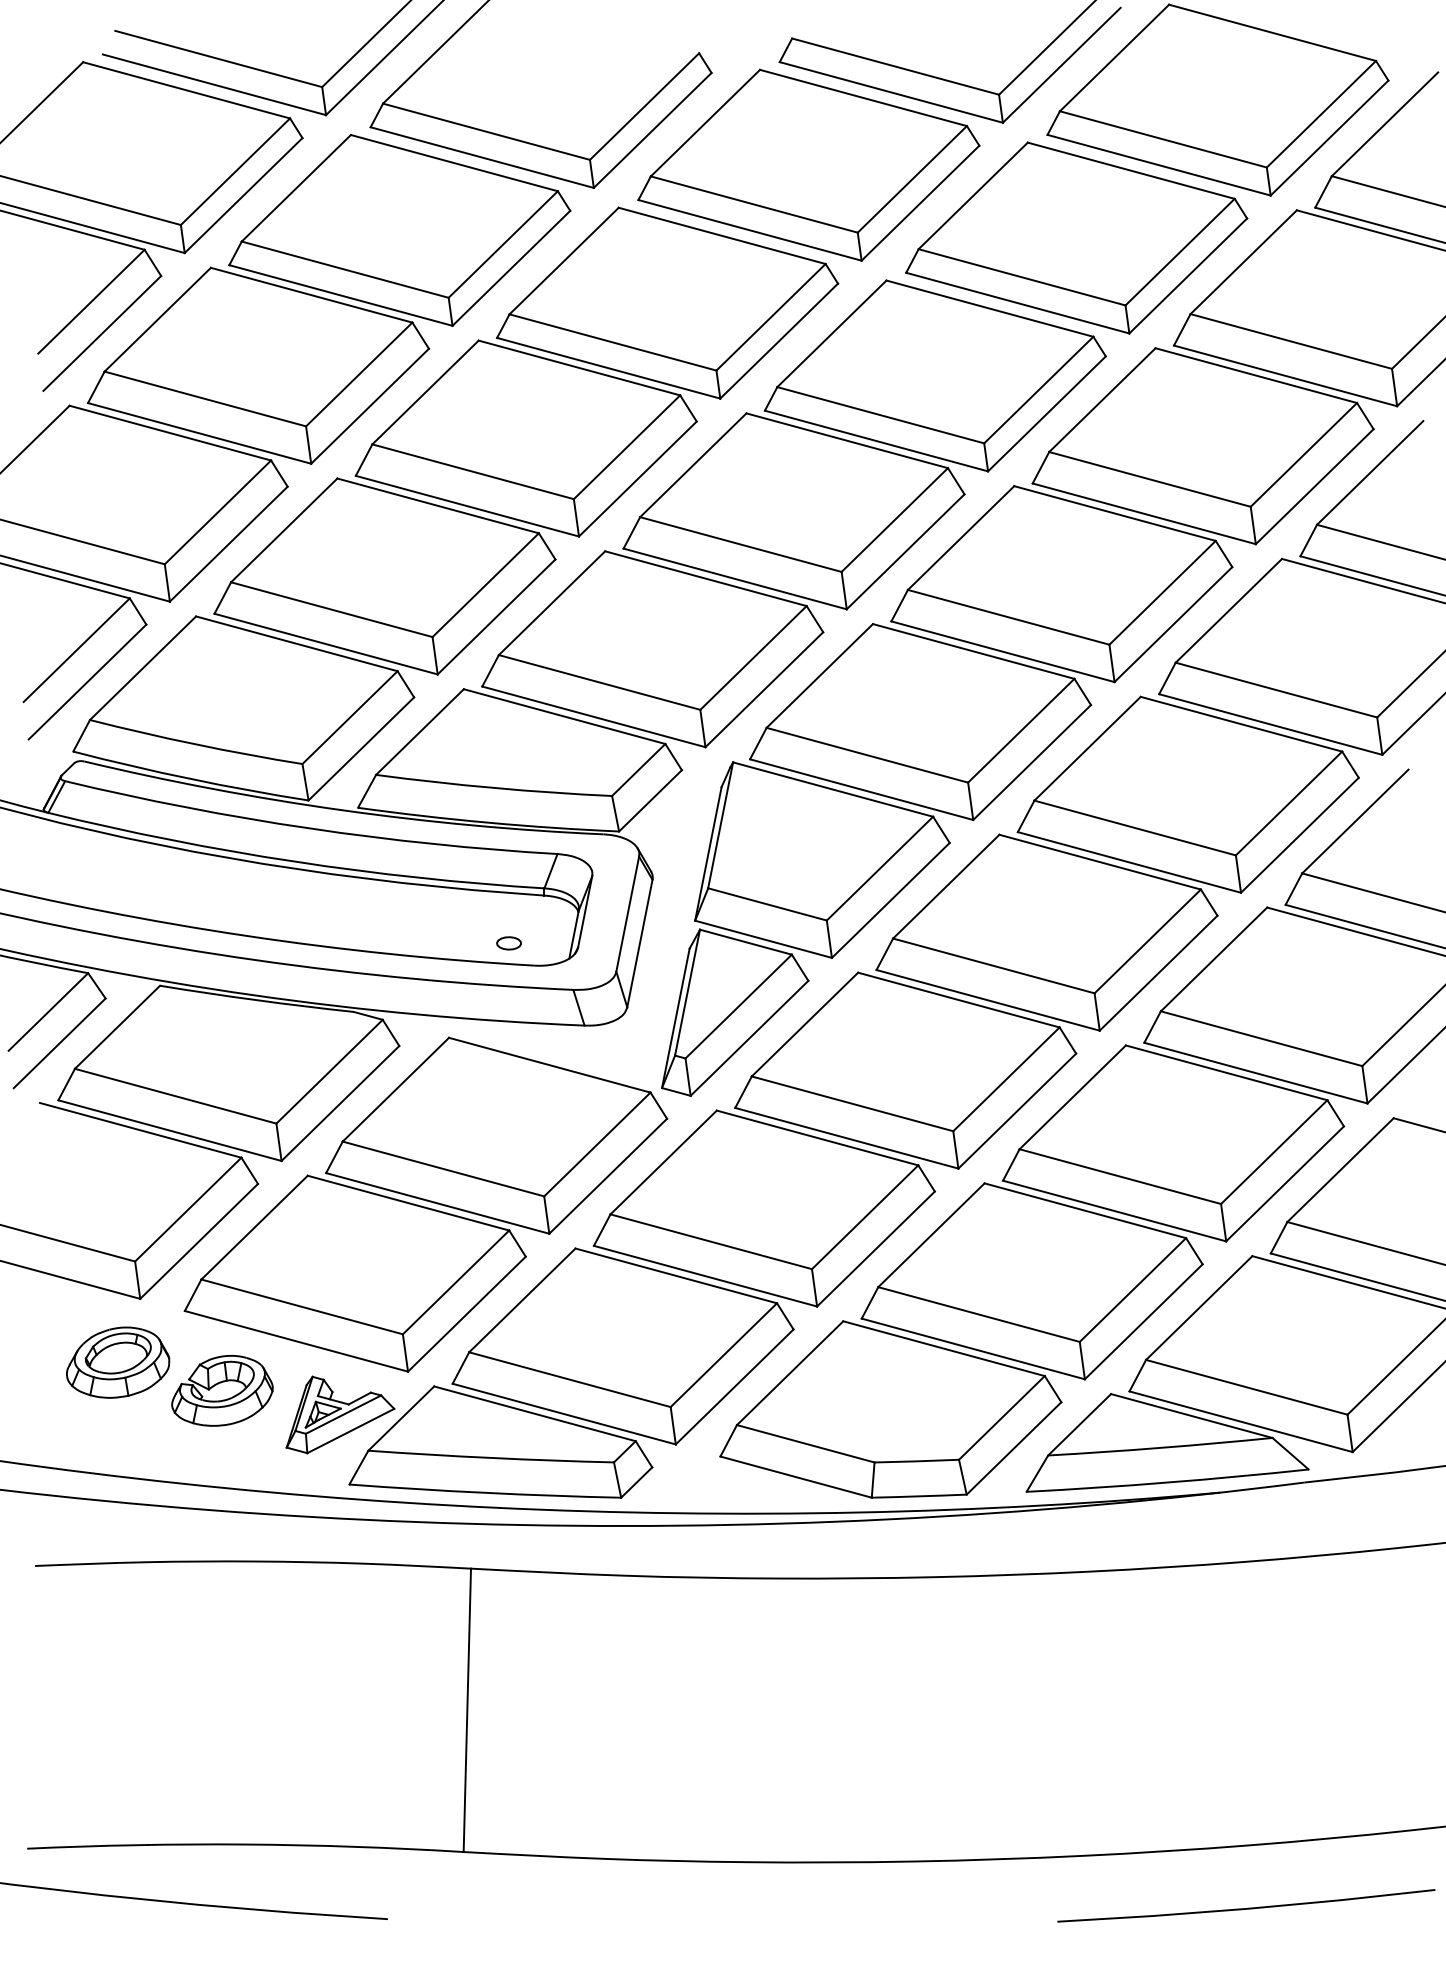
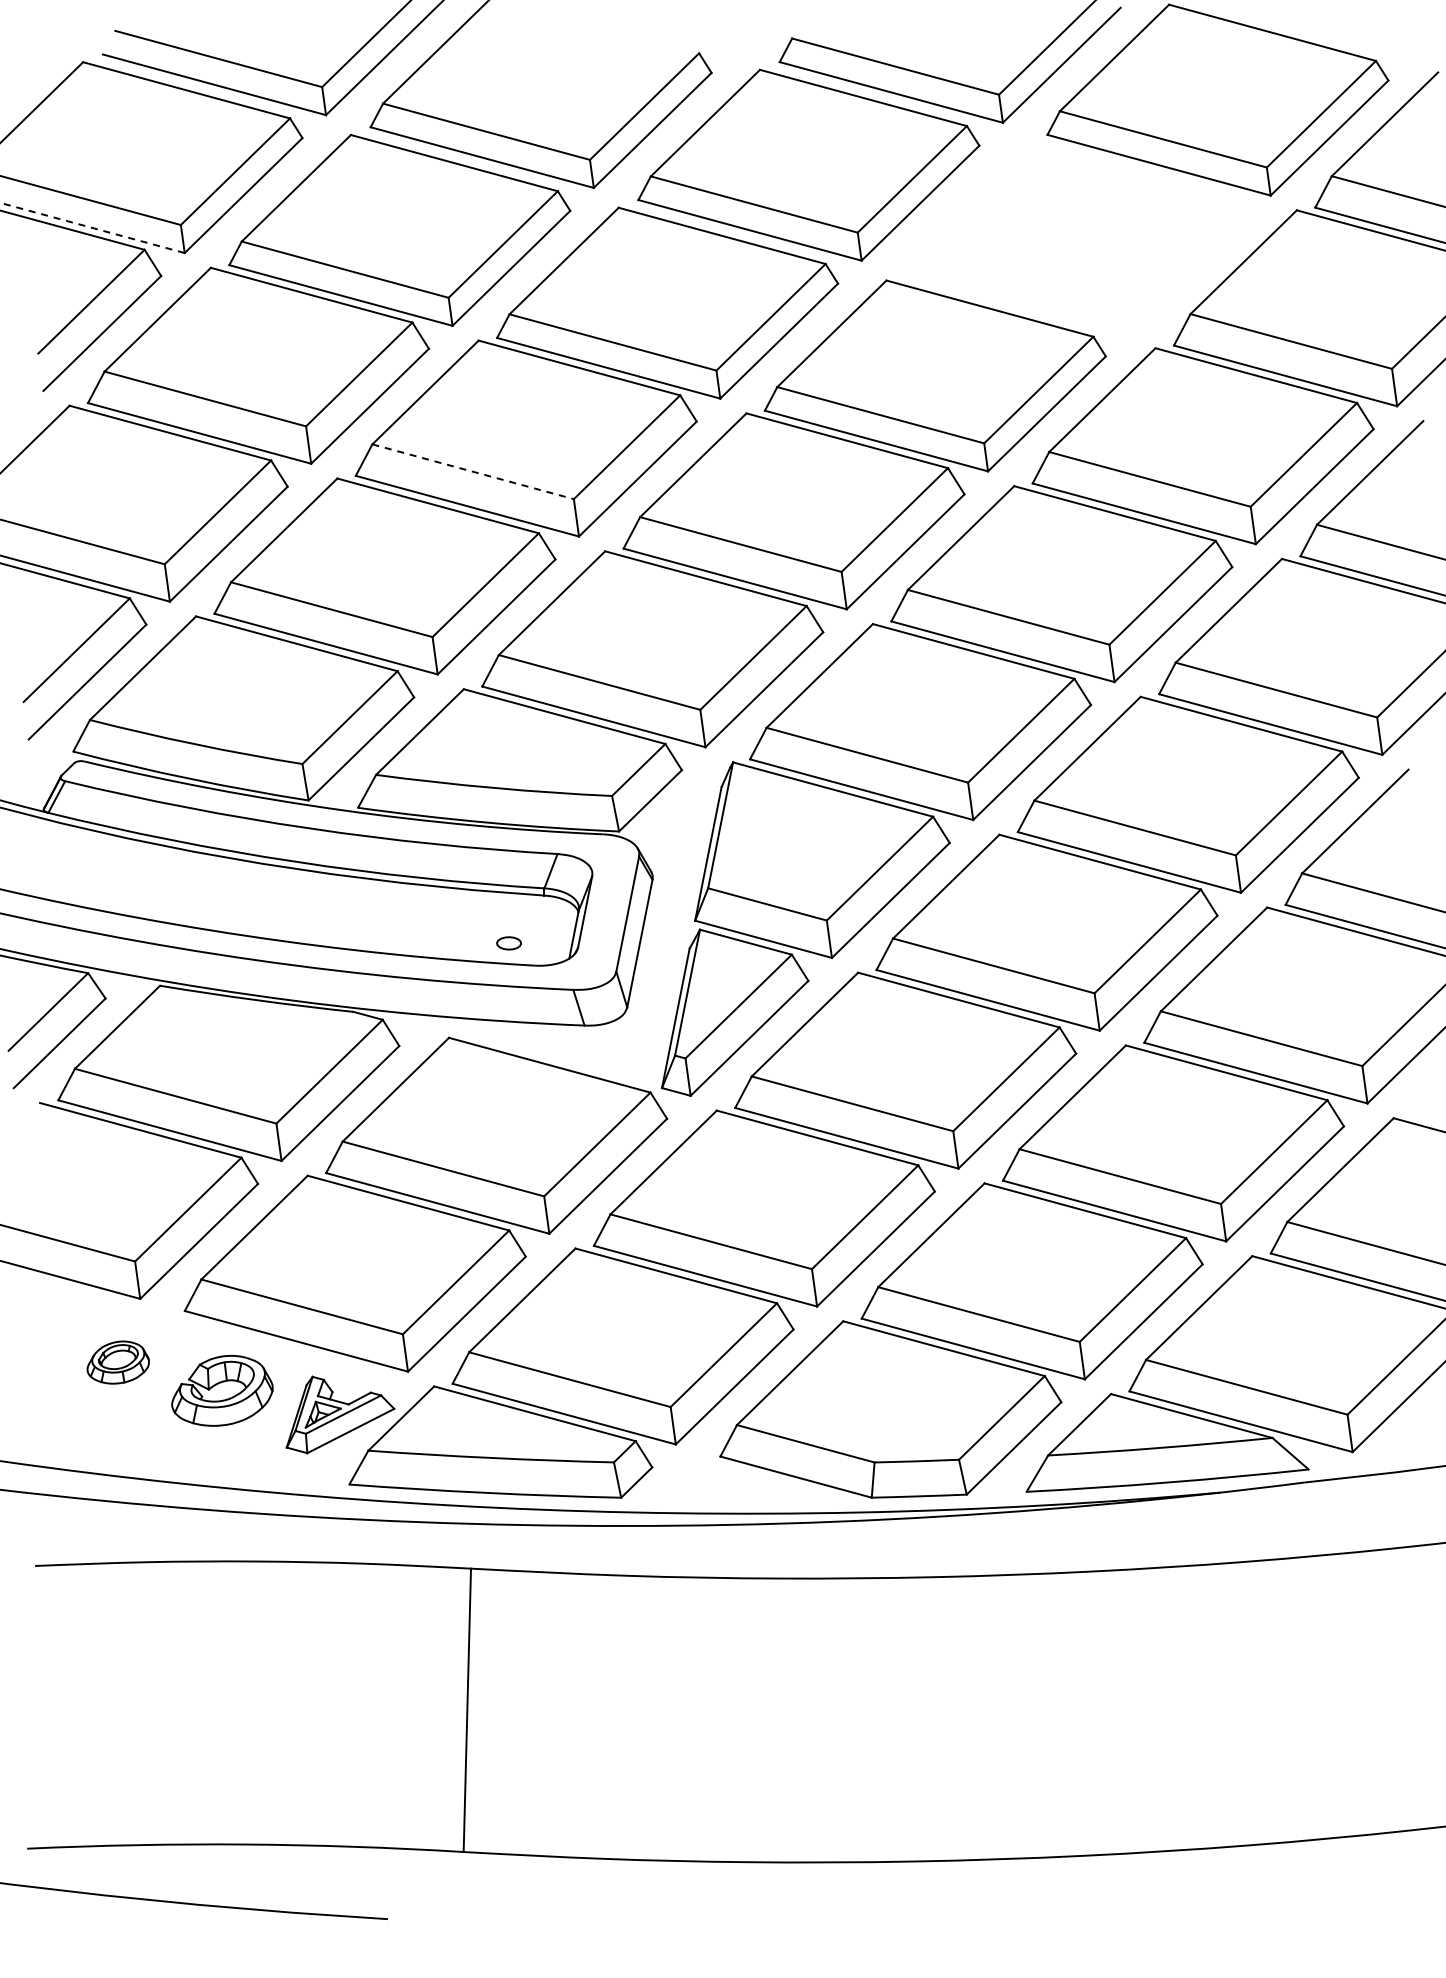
line: solid -> dashed (92, 227)
part: present -> none (1076, 237)
line: solid -> dashed (473, 471)
part size: 105x73 px -> 64x45 px (117, 1362)
line: present -> none (1247, 1907)
